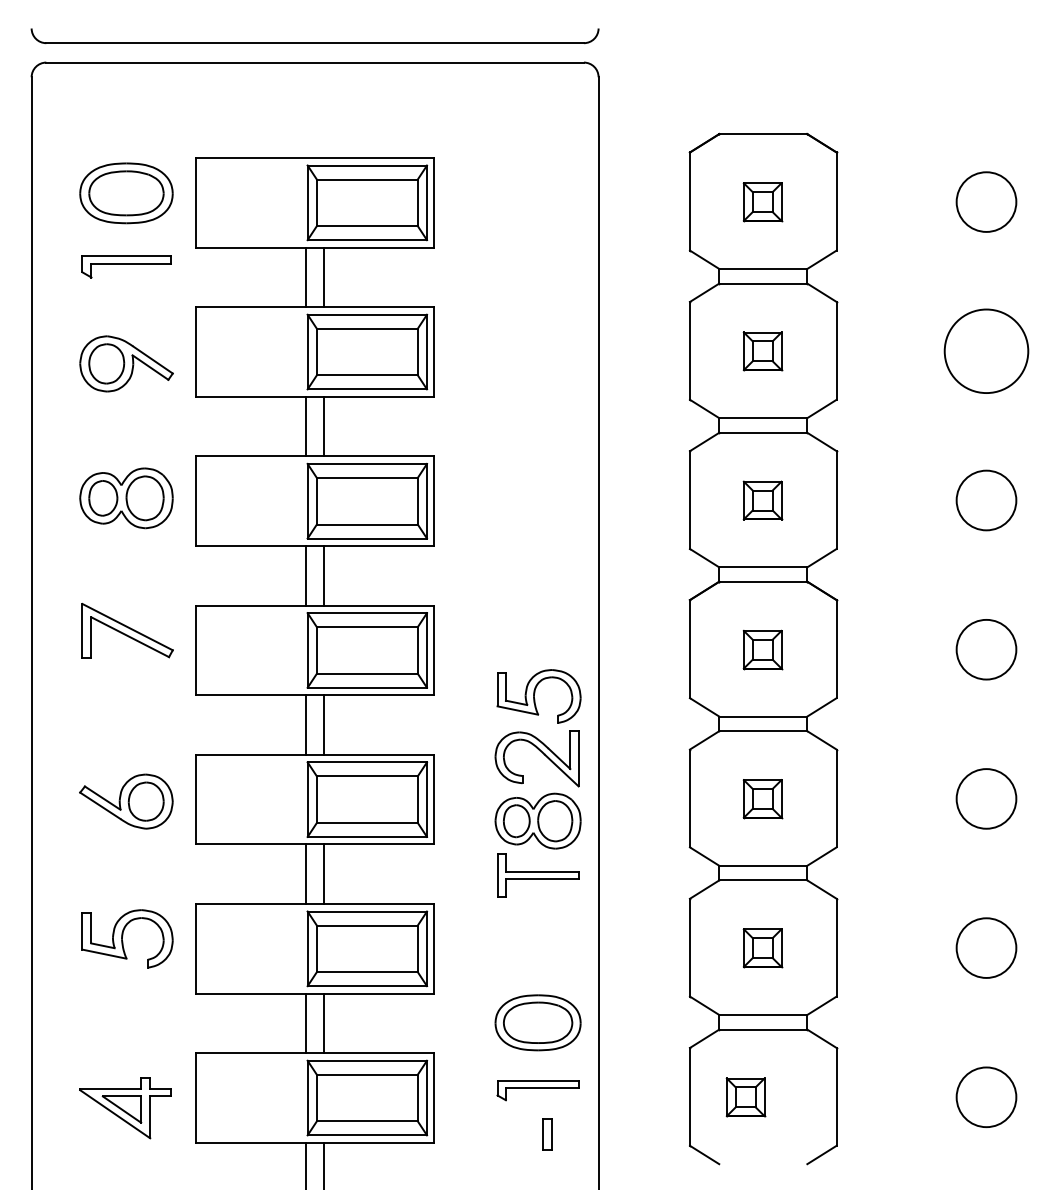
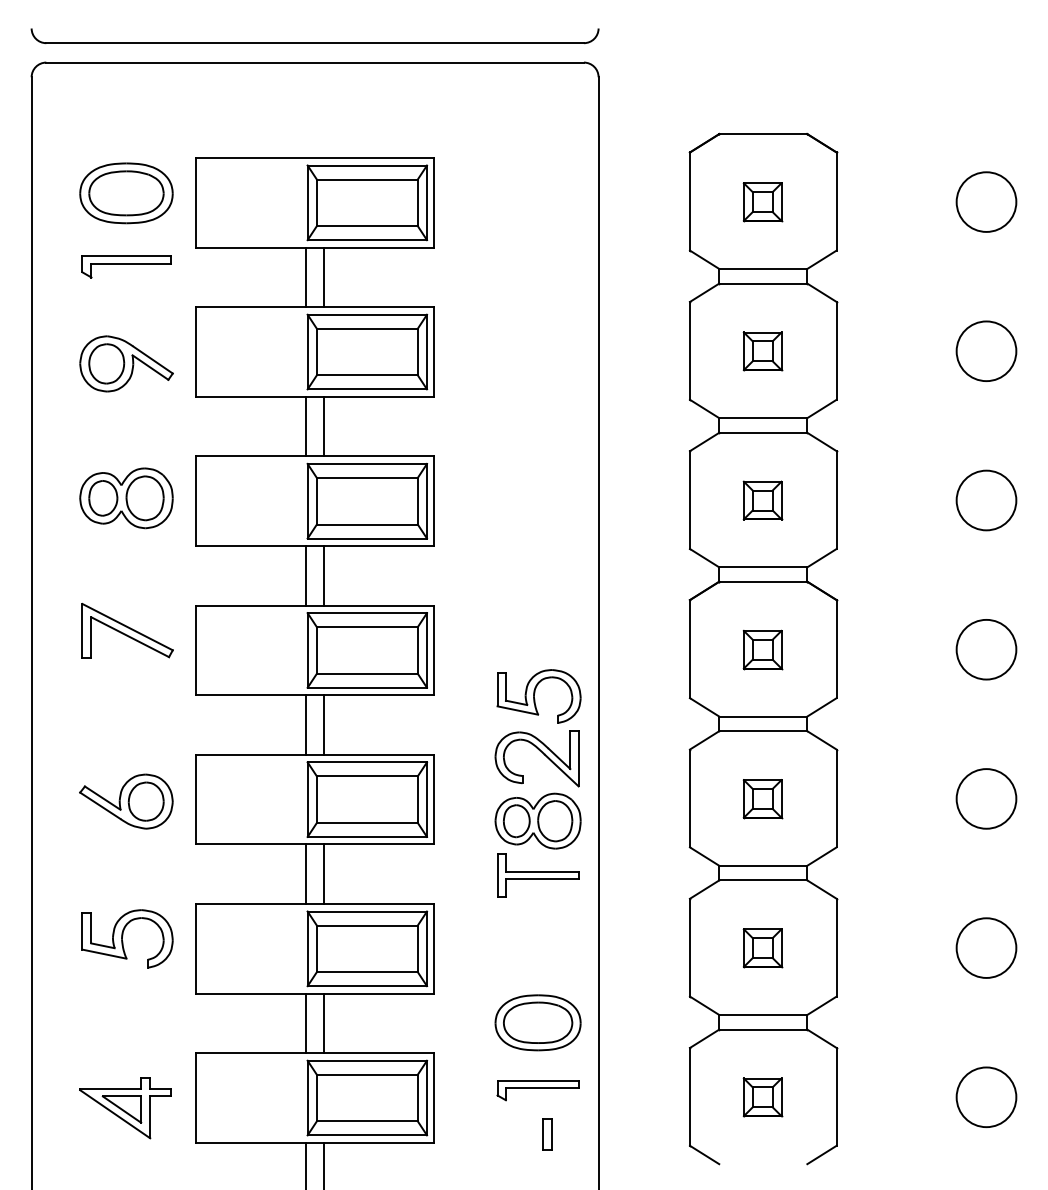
circle diameter: 84 px -> 60 px (986, 351)
part position: (745, 1097) -> (762, 1097) (762, 1097)
